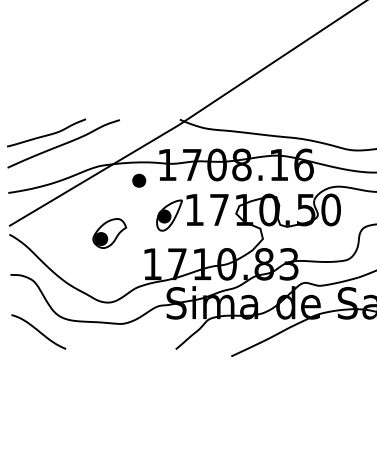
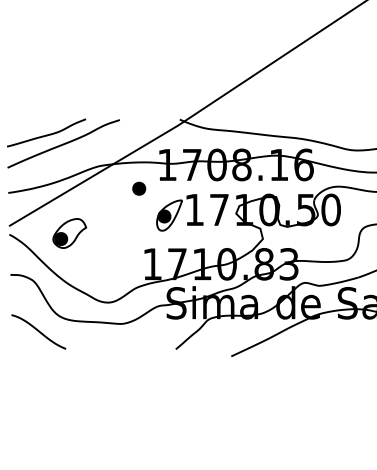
part position: (139, 180) -> (139, 188) (139, 188)
part position: (109, 233) -> (69, 233) (69, 233)
